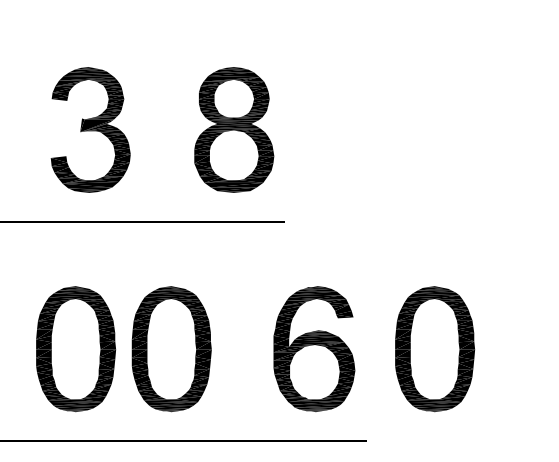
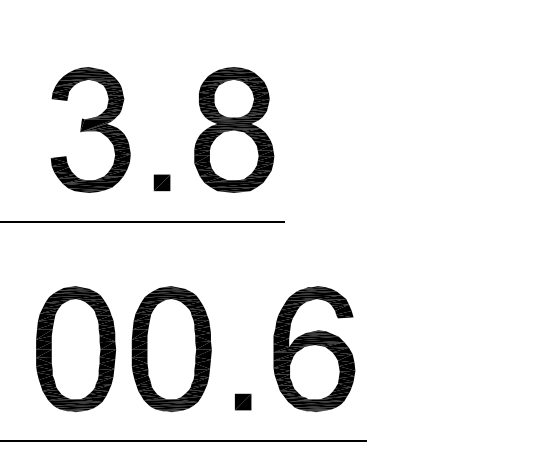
part: none -> present (161, 182)
part: present -> none (435, 349)
part: none -> present (242, 401)
